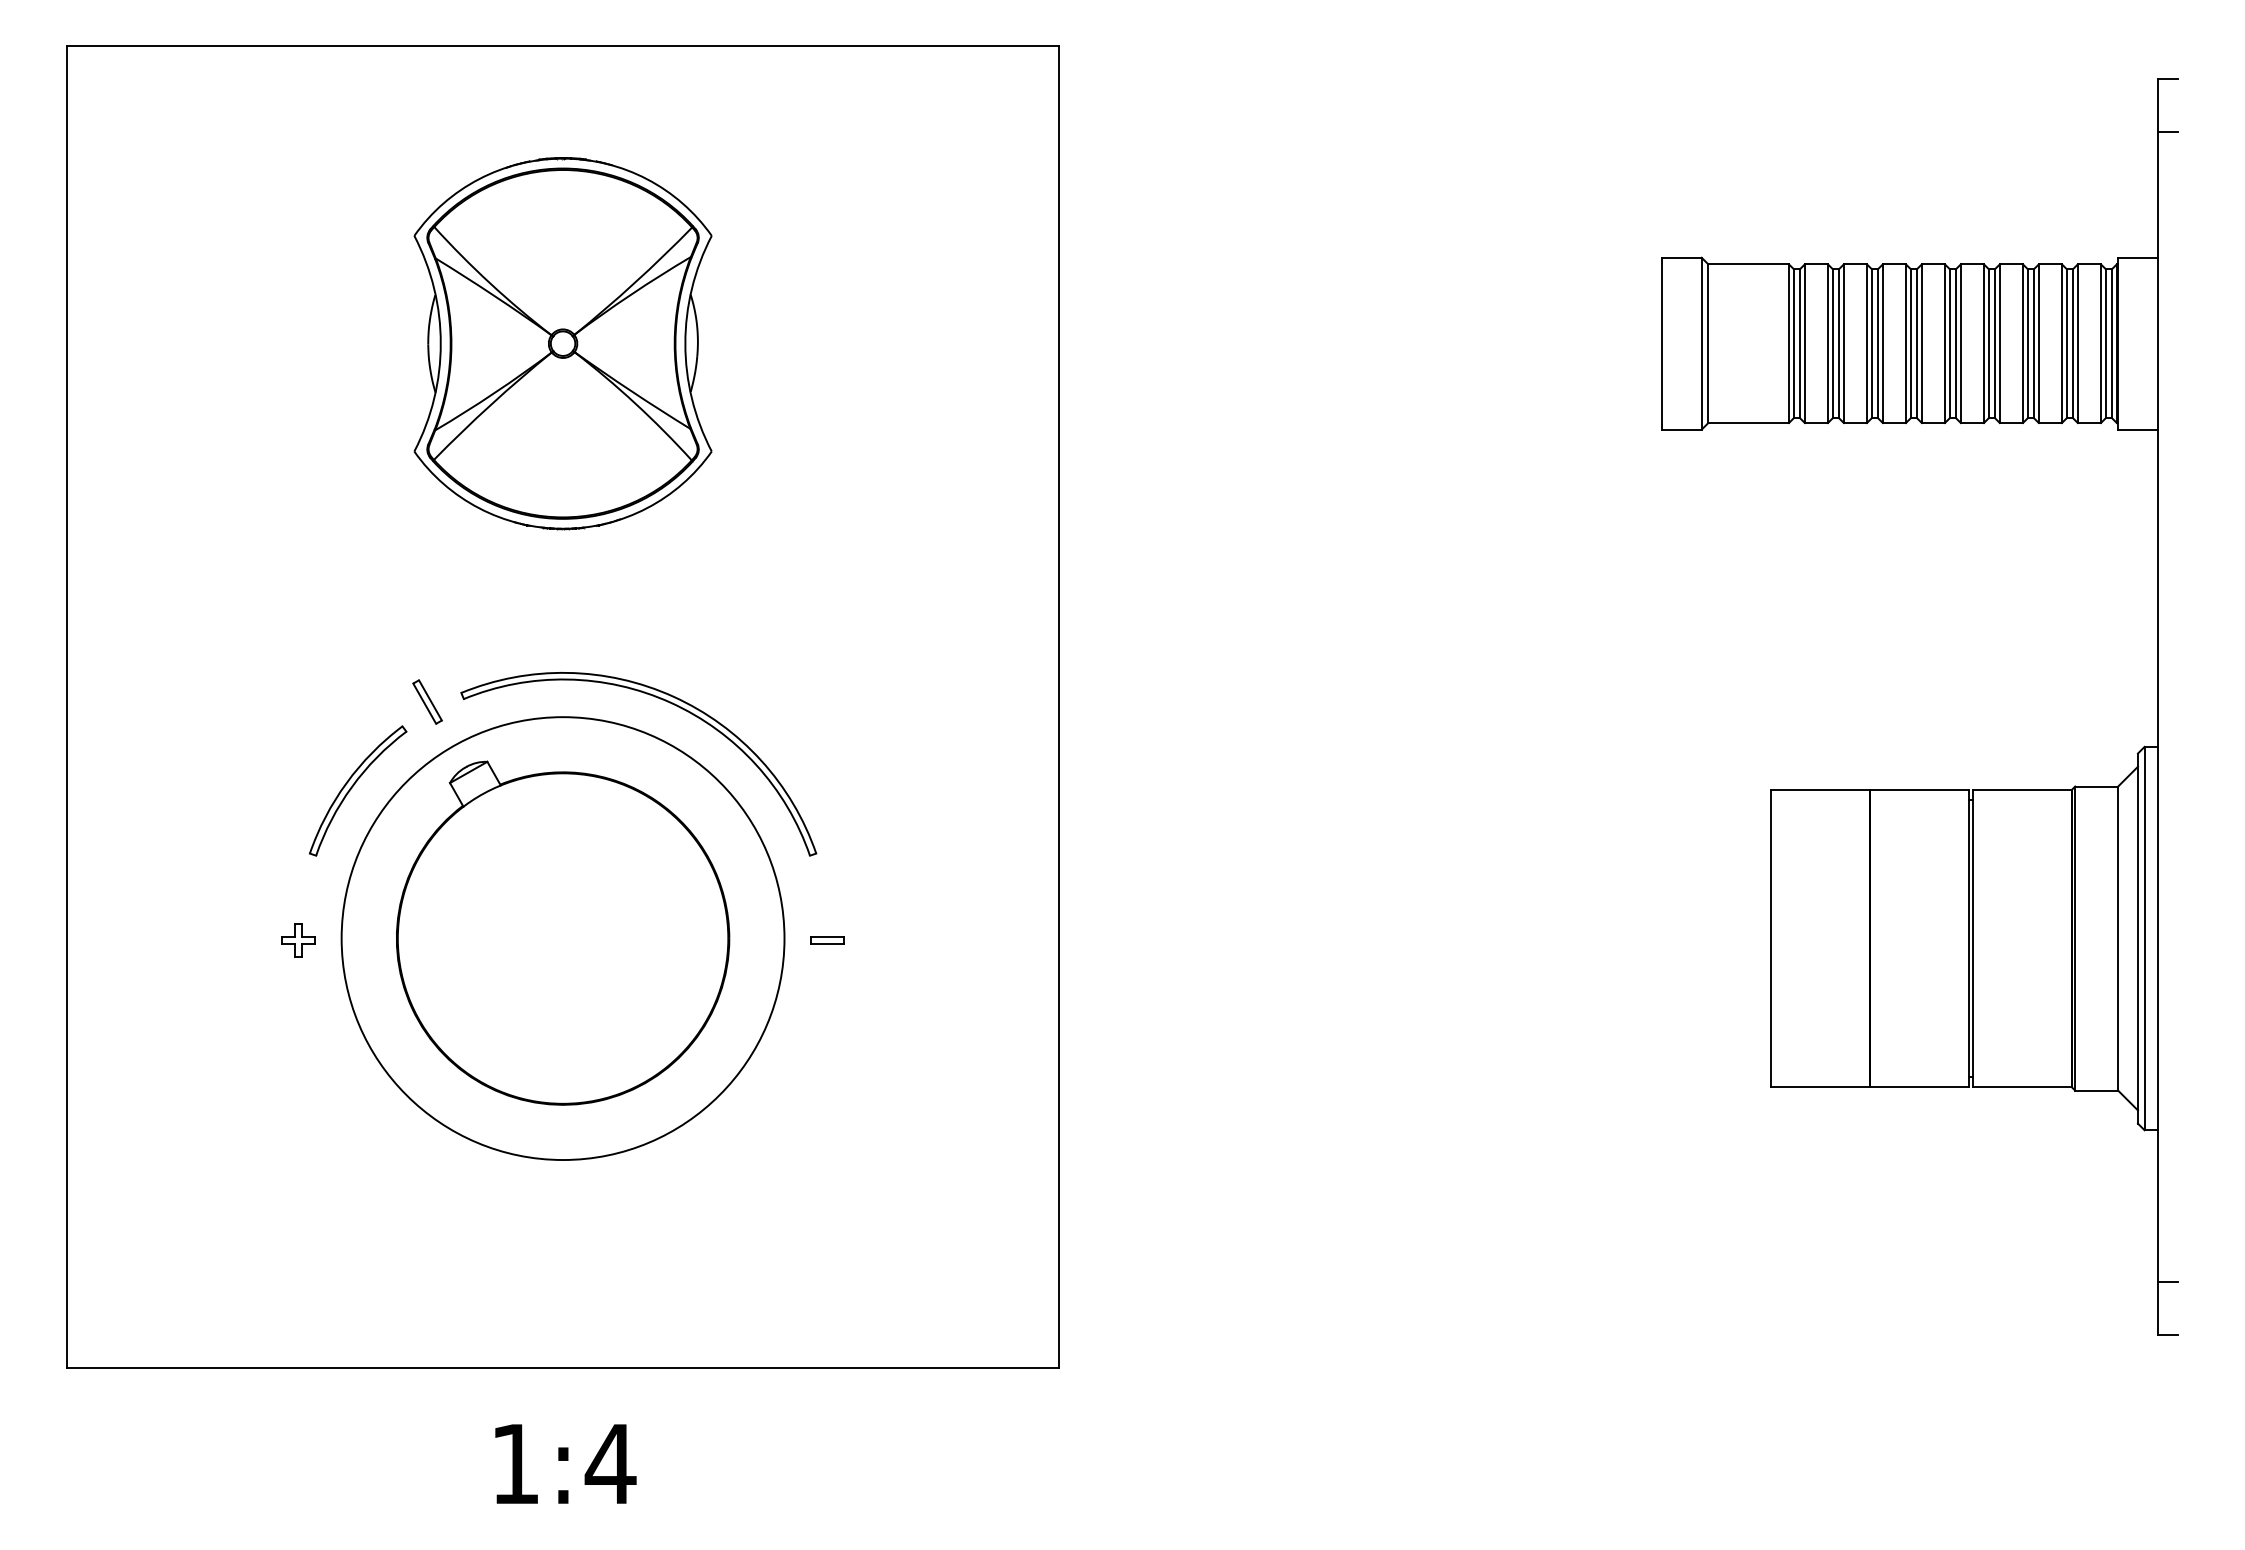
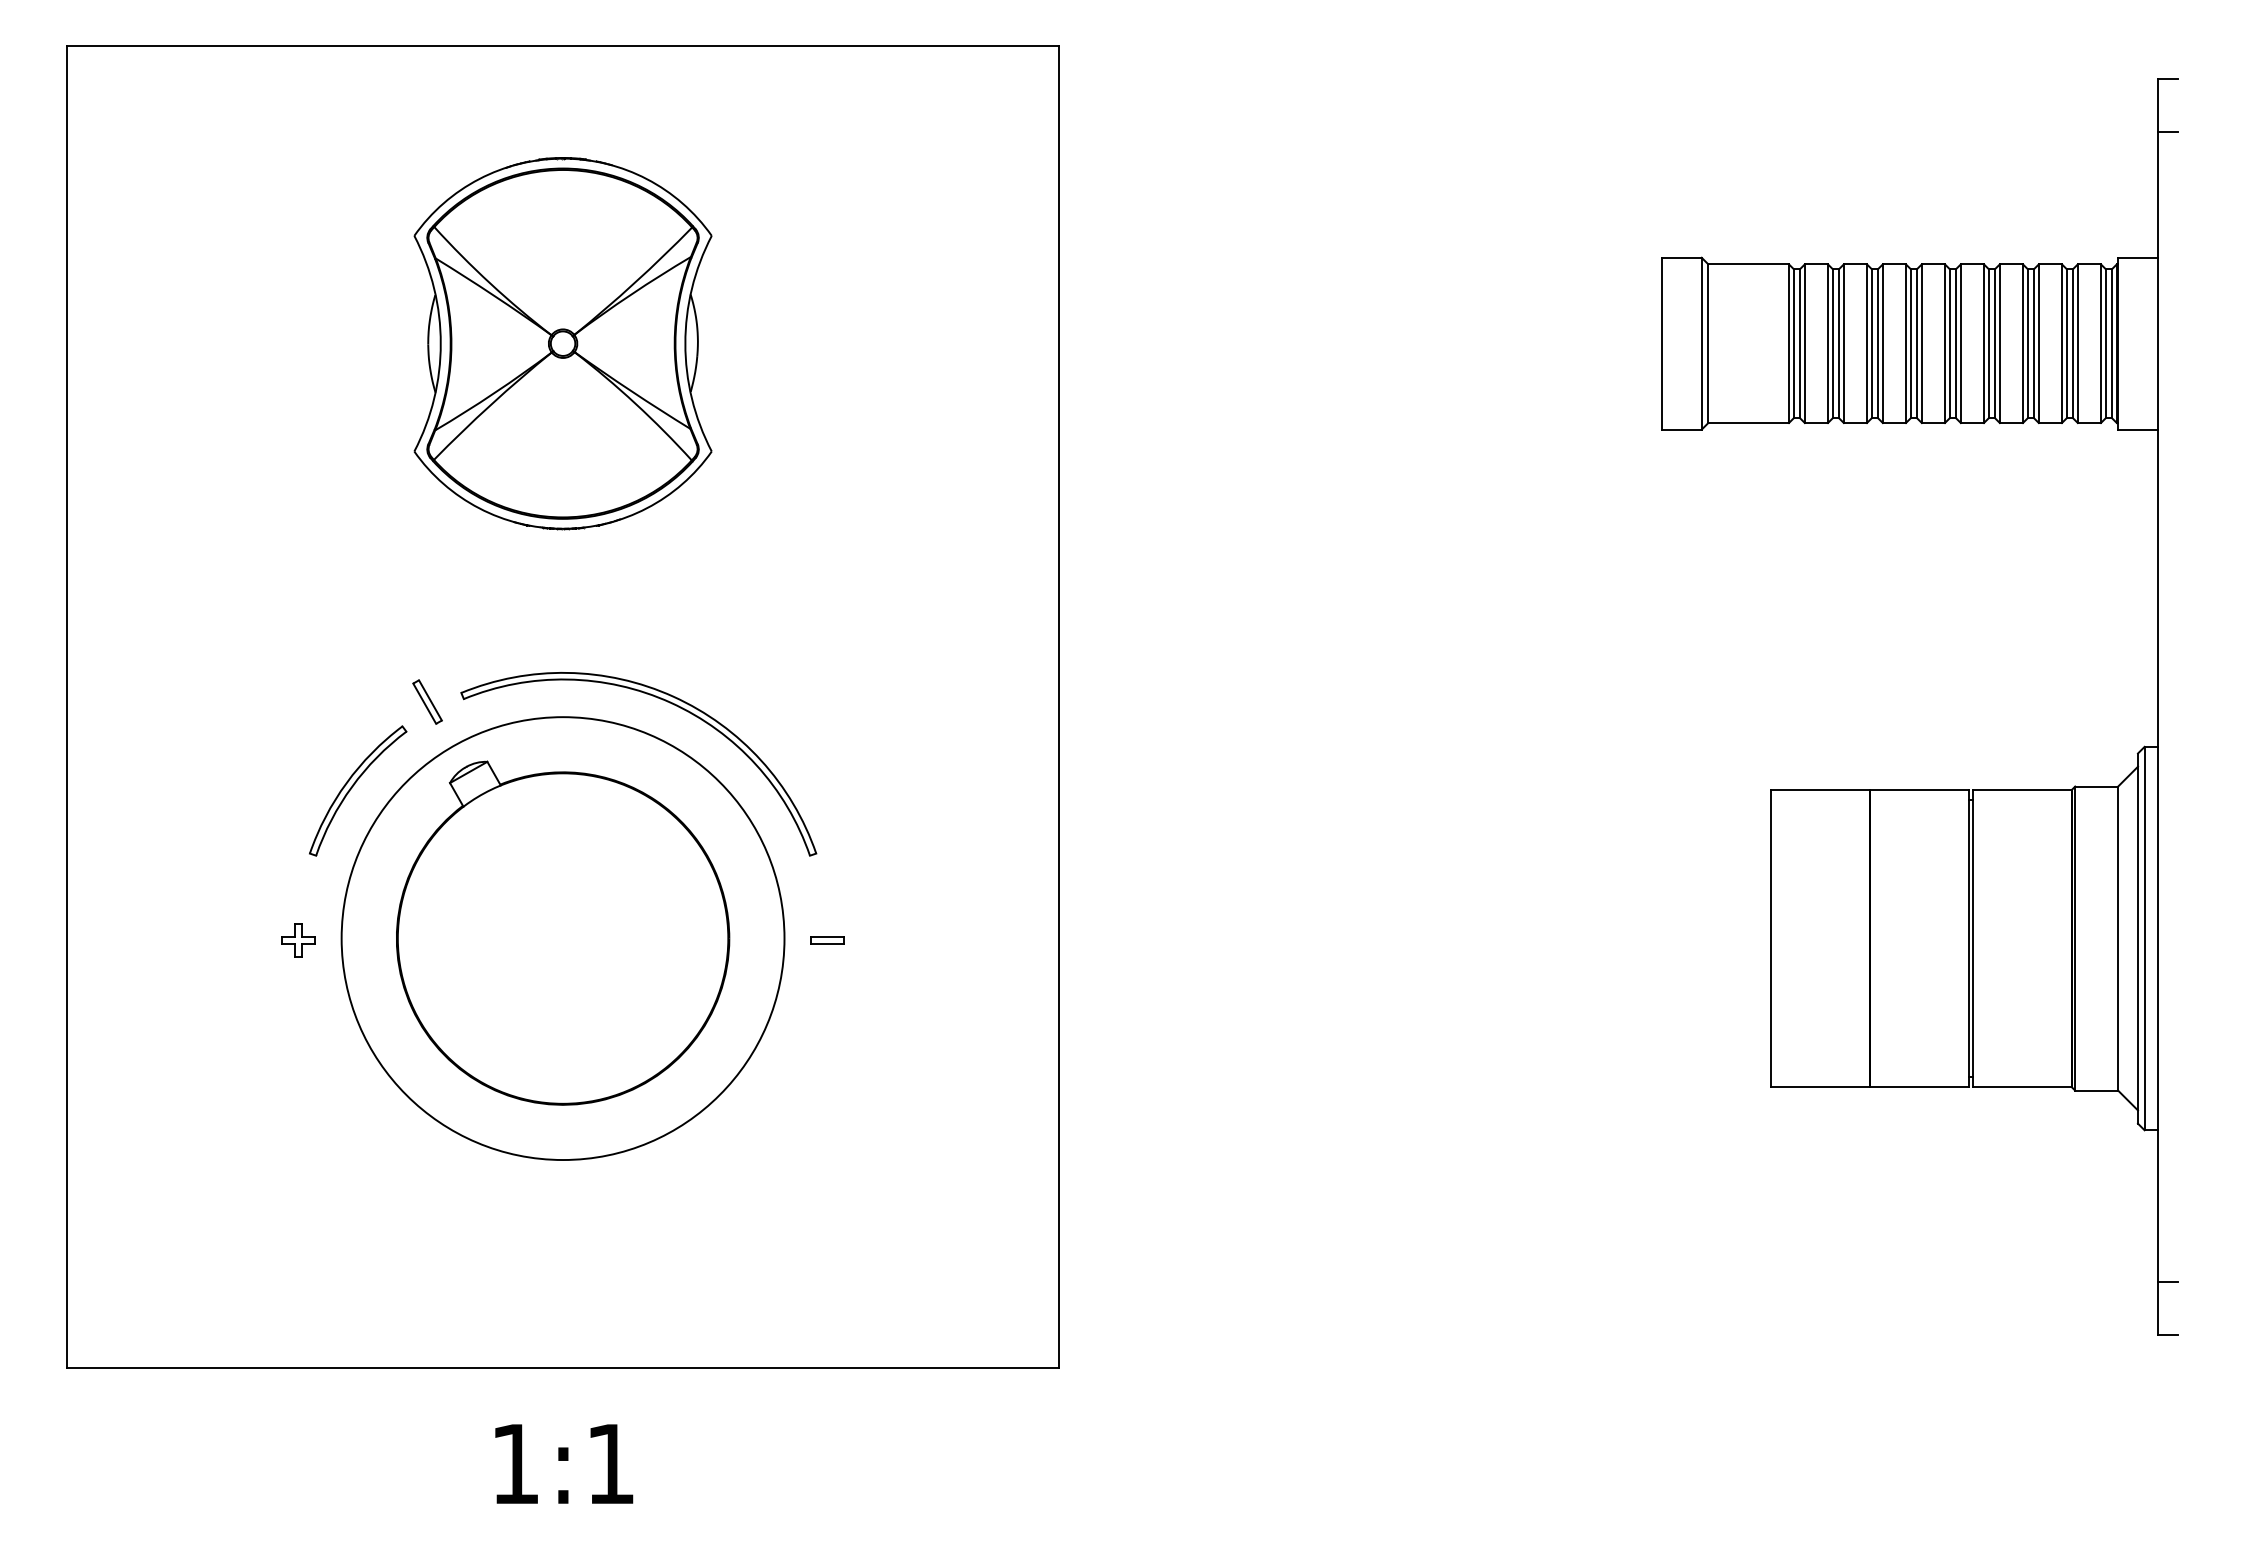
text: 1:4 -> 1:1 (610, 1463)
